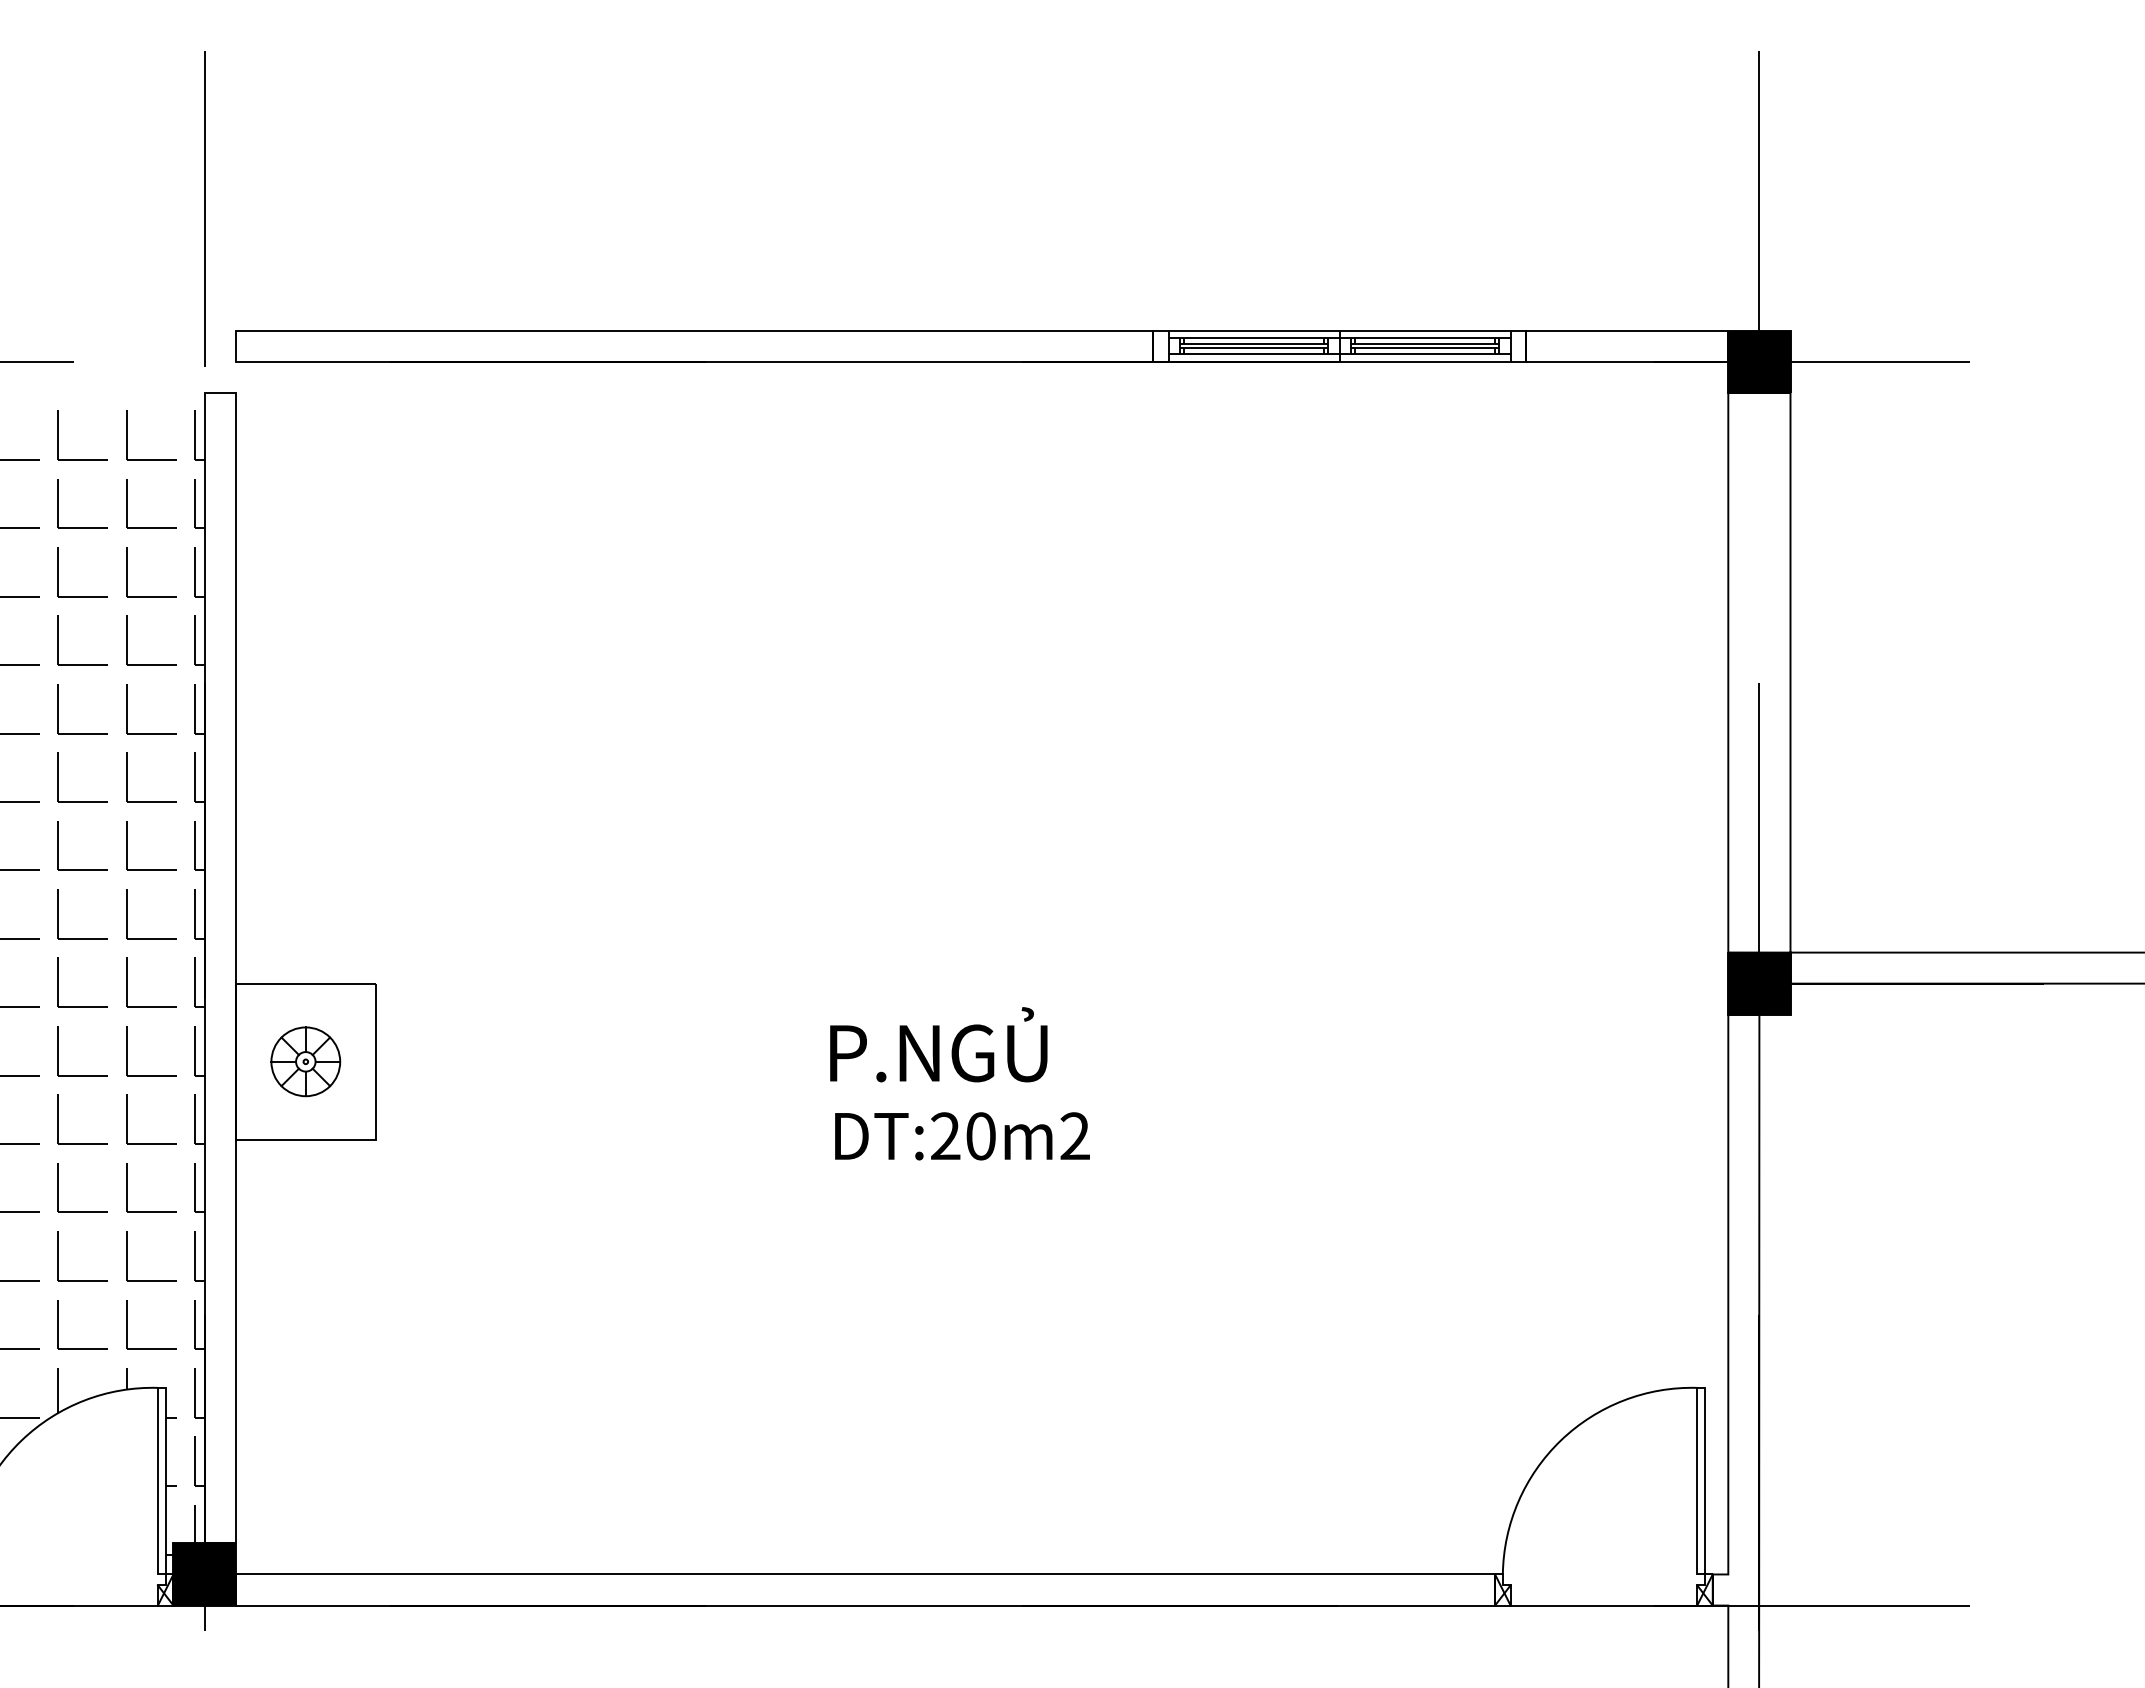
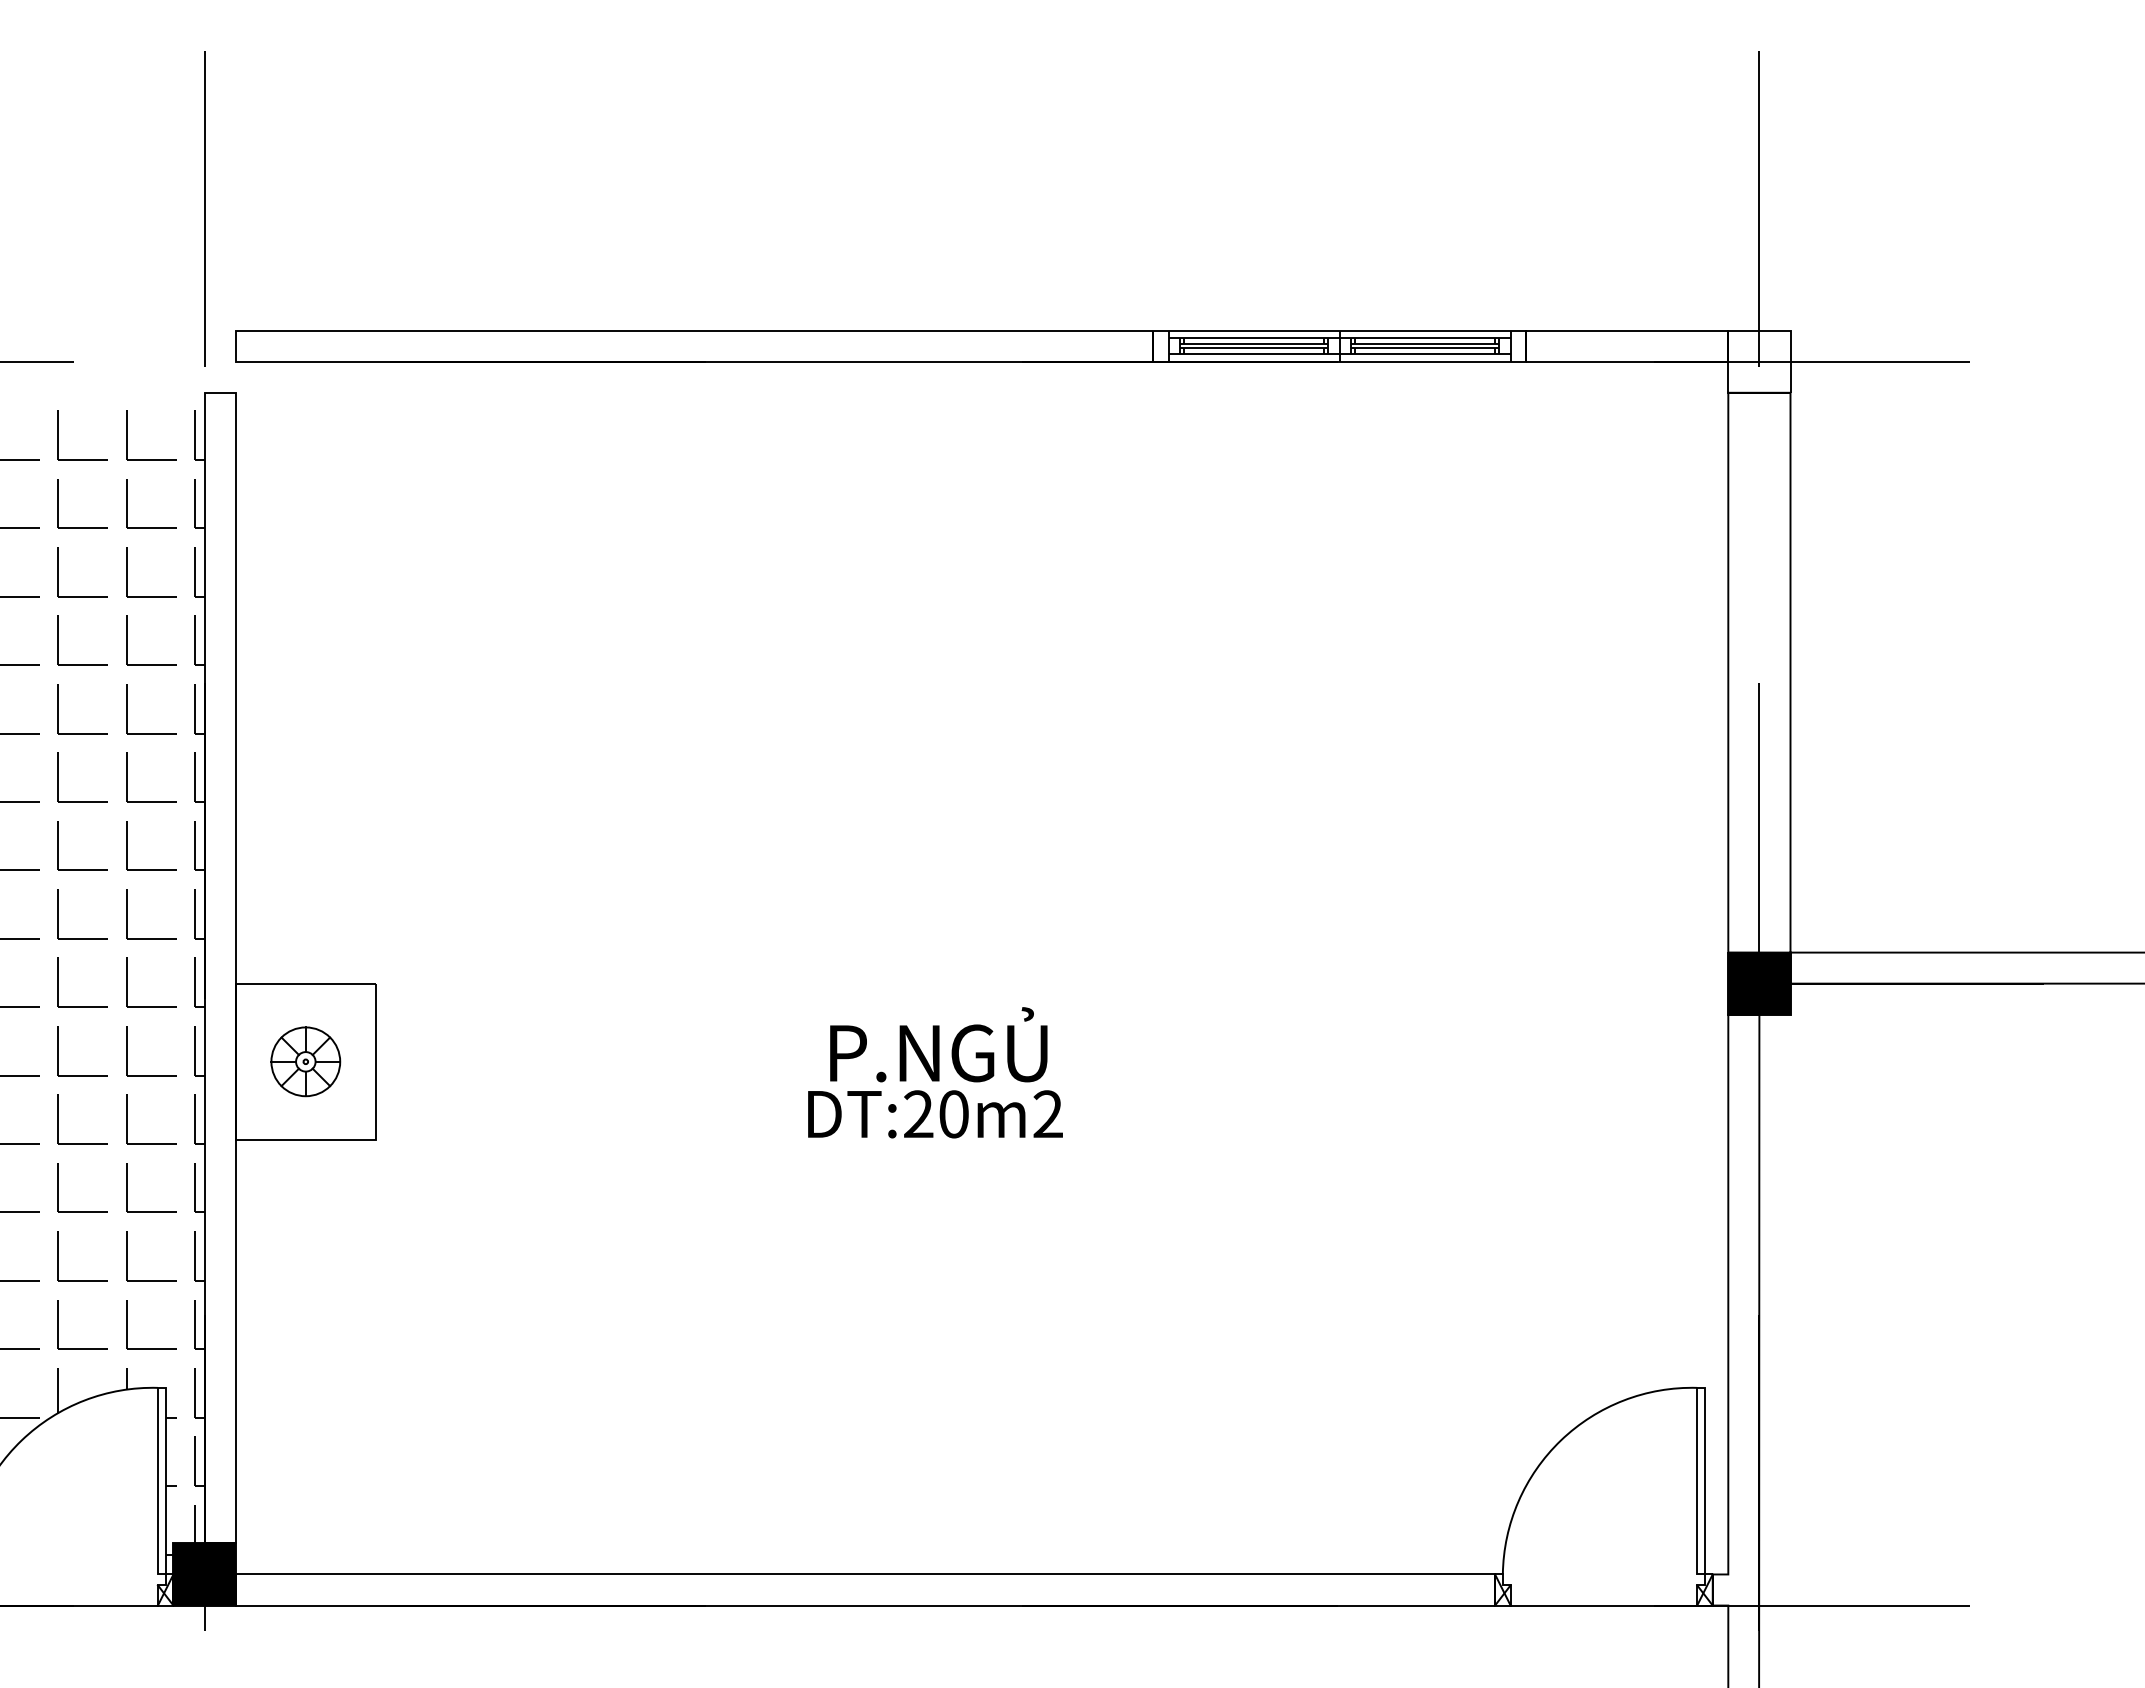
fill: present -> none (1759, 361)
text position: (962, 1136) -> (935, 1114) (935, 1114)
